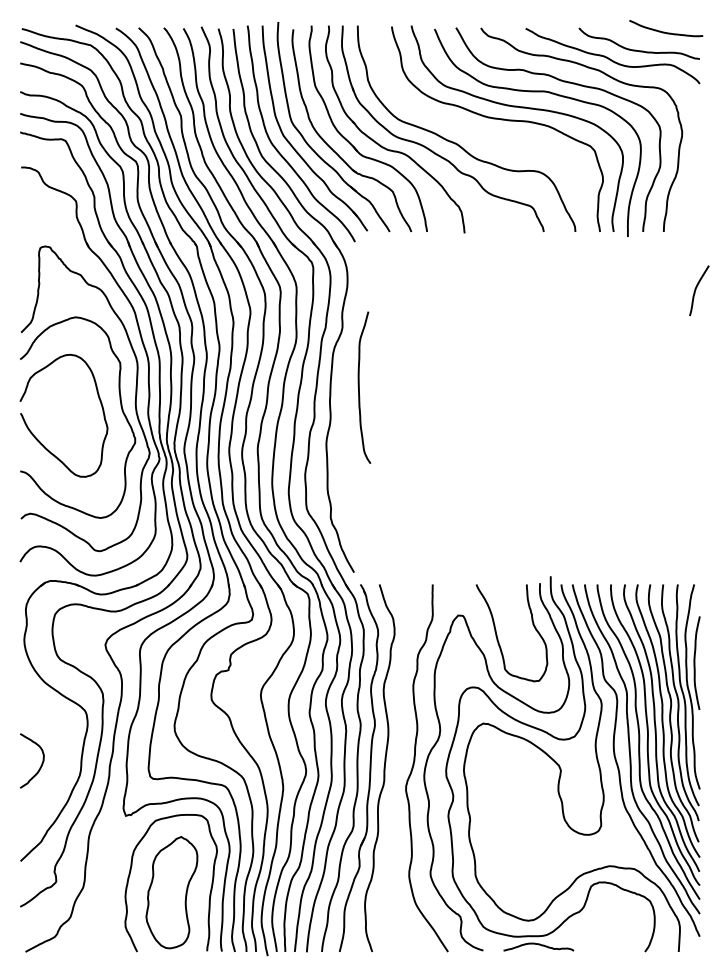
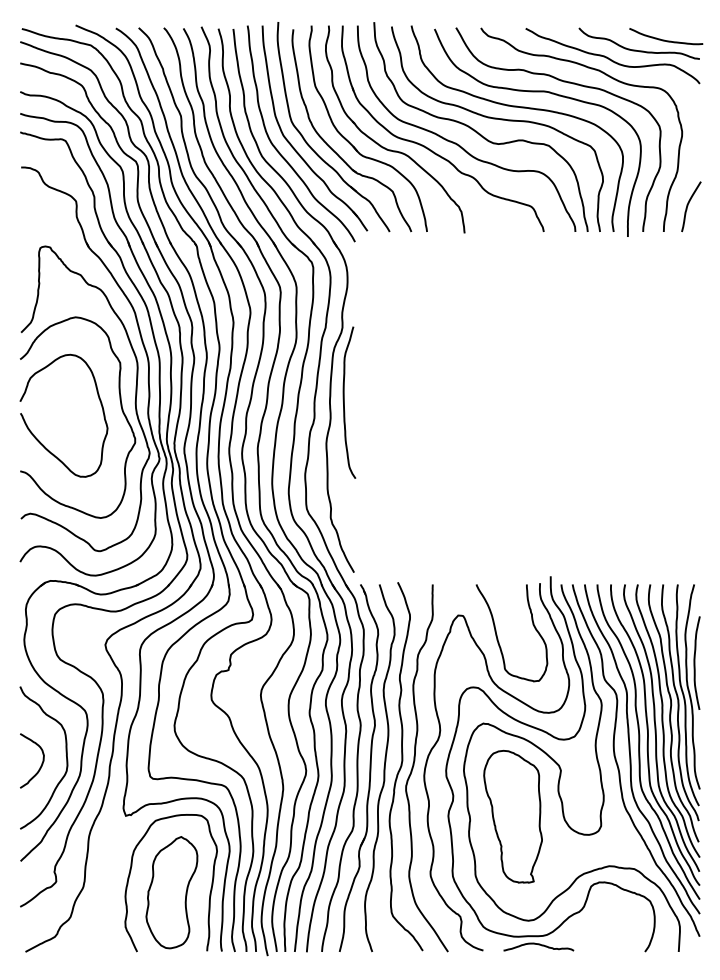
curve position: (664, 31) -> (664, 39) (664, 39)
curve: none -> present (476, 130)
curve position: (696, 290) -> (688, 206) (688, 206)
curve position: (359, 387) -> (344, 402) (344, 402)
curve: none -> present (65, 752)
curve: none -> present (402, 766)
part: none -> present (512, 816)
